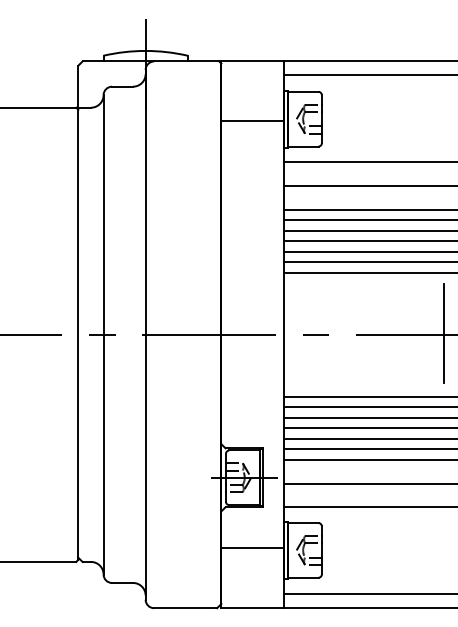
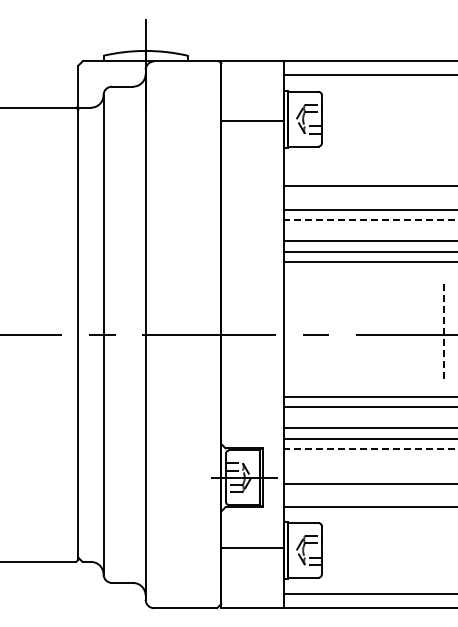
line: present -> none (369, 162)
line: solid -> dashed (370, 220)
line: present -> none (369, 230)
line: present -> none (369, 272)
line: solid -> dashed (444, 333)
line: present -> none (369, 417)
line: solid -> dashed (370, 449)
line: present -> none (369, 459)
